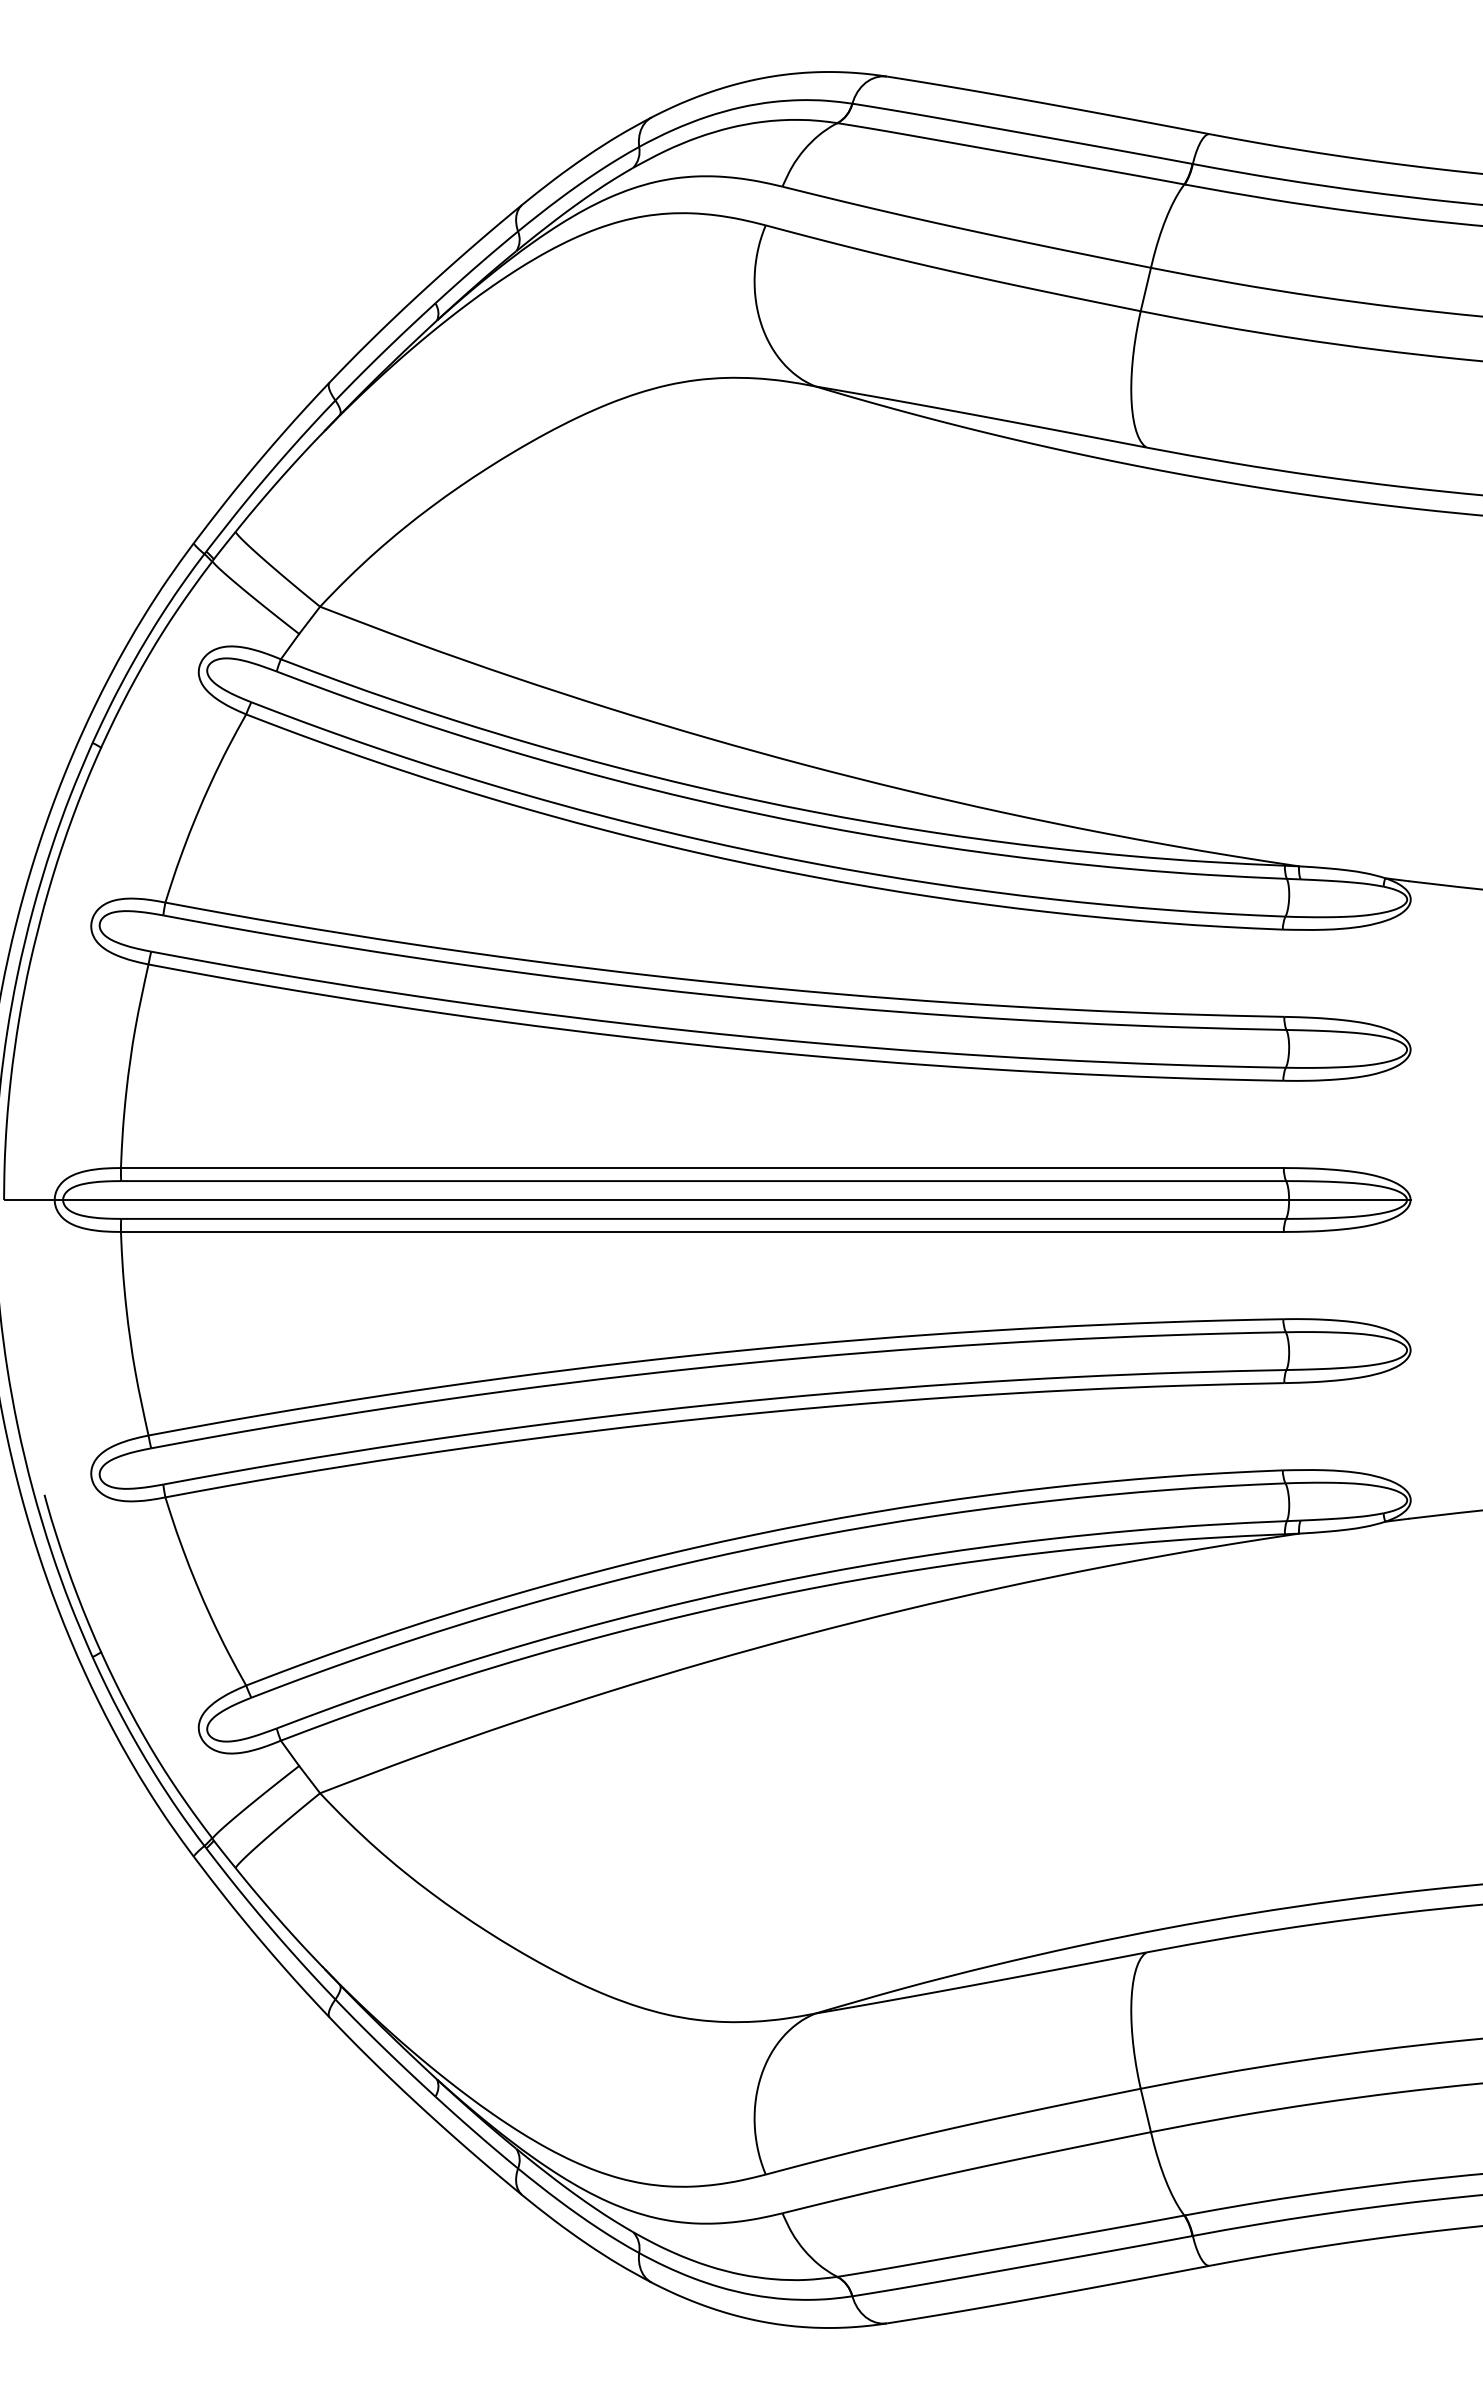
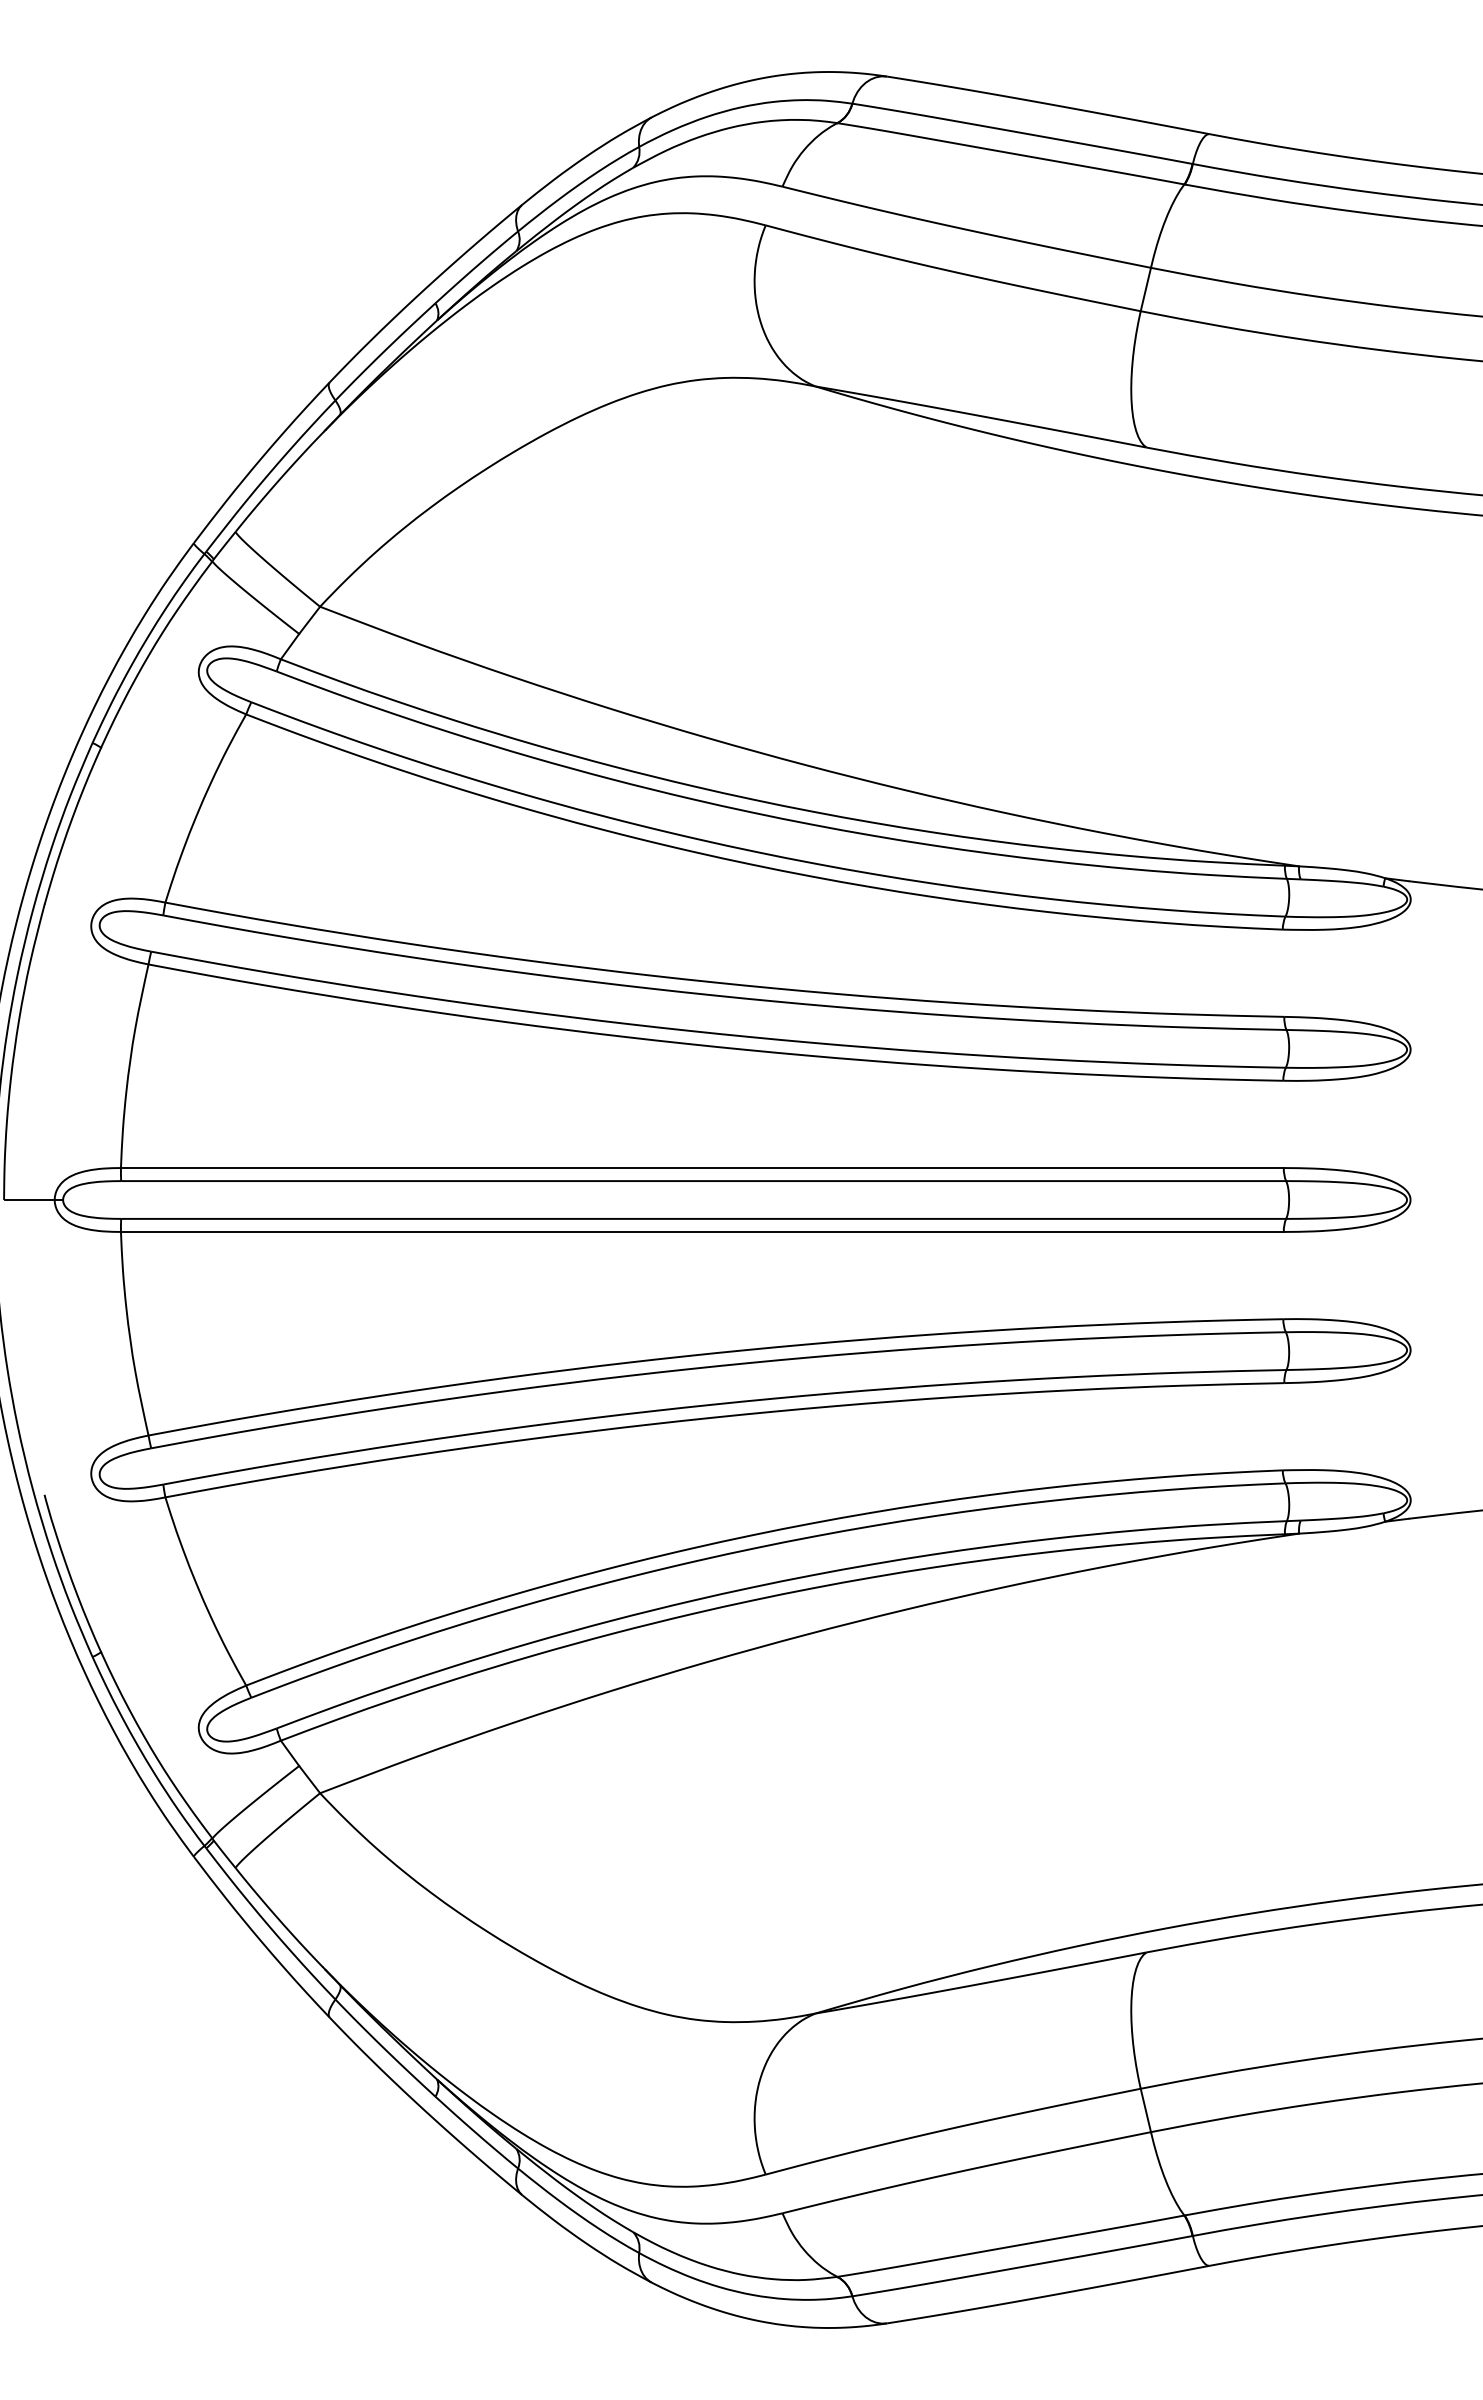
line: present -> none (736, 1200)
